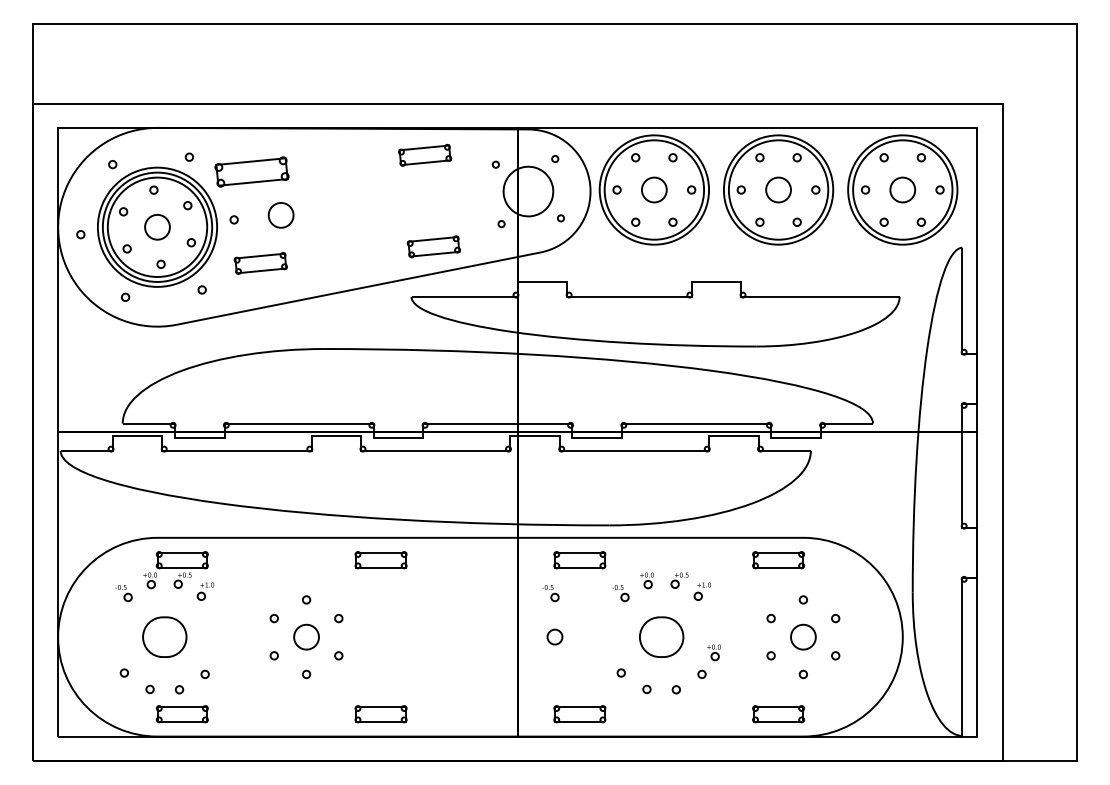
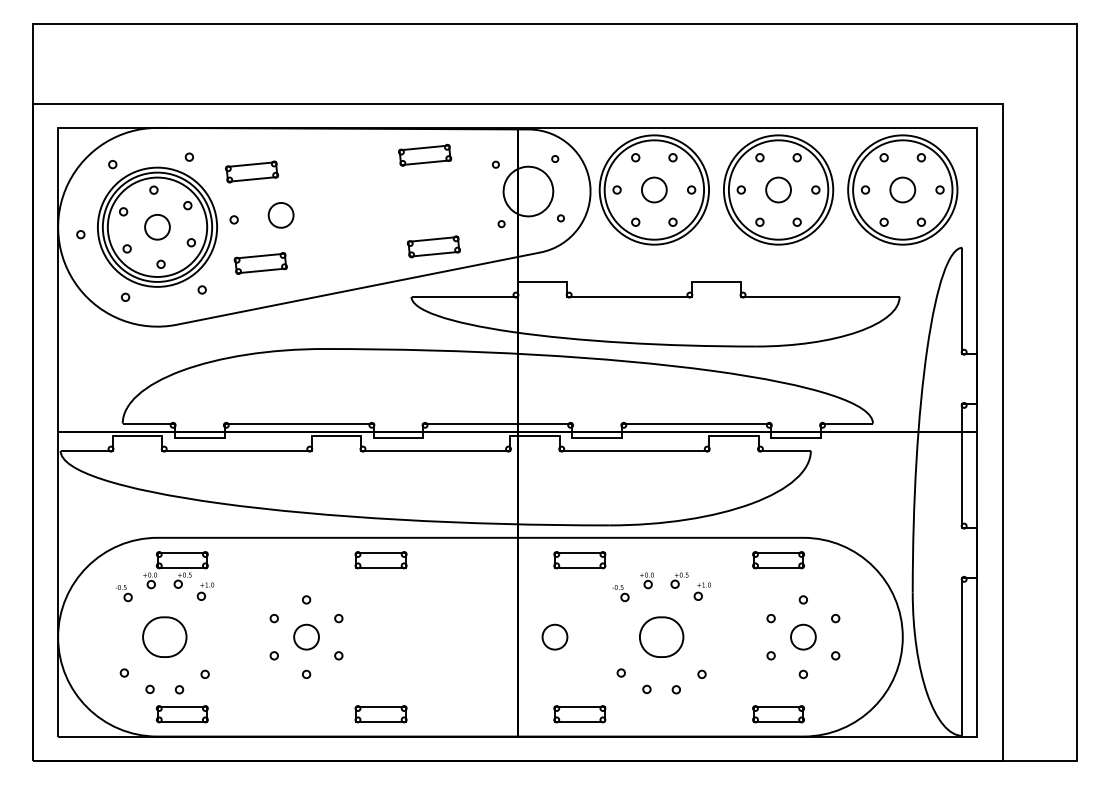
part size: 76x32 px -> 54x24 px (251, 171)
part: present -> none (550, 593)
circle size: 18x18 px -> 28x28 px (554, 636)
part: present -> none (713, 652)
